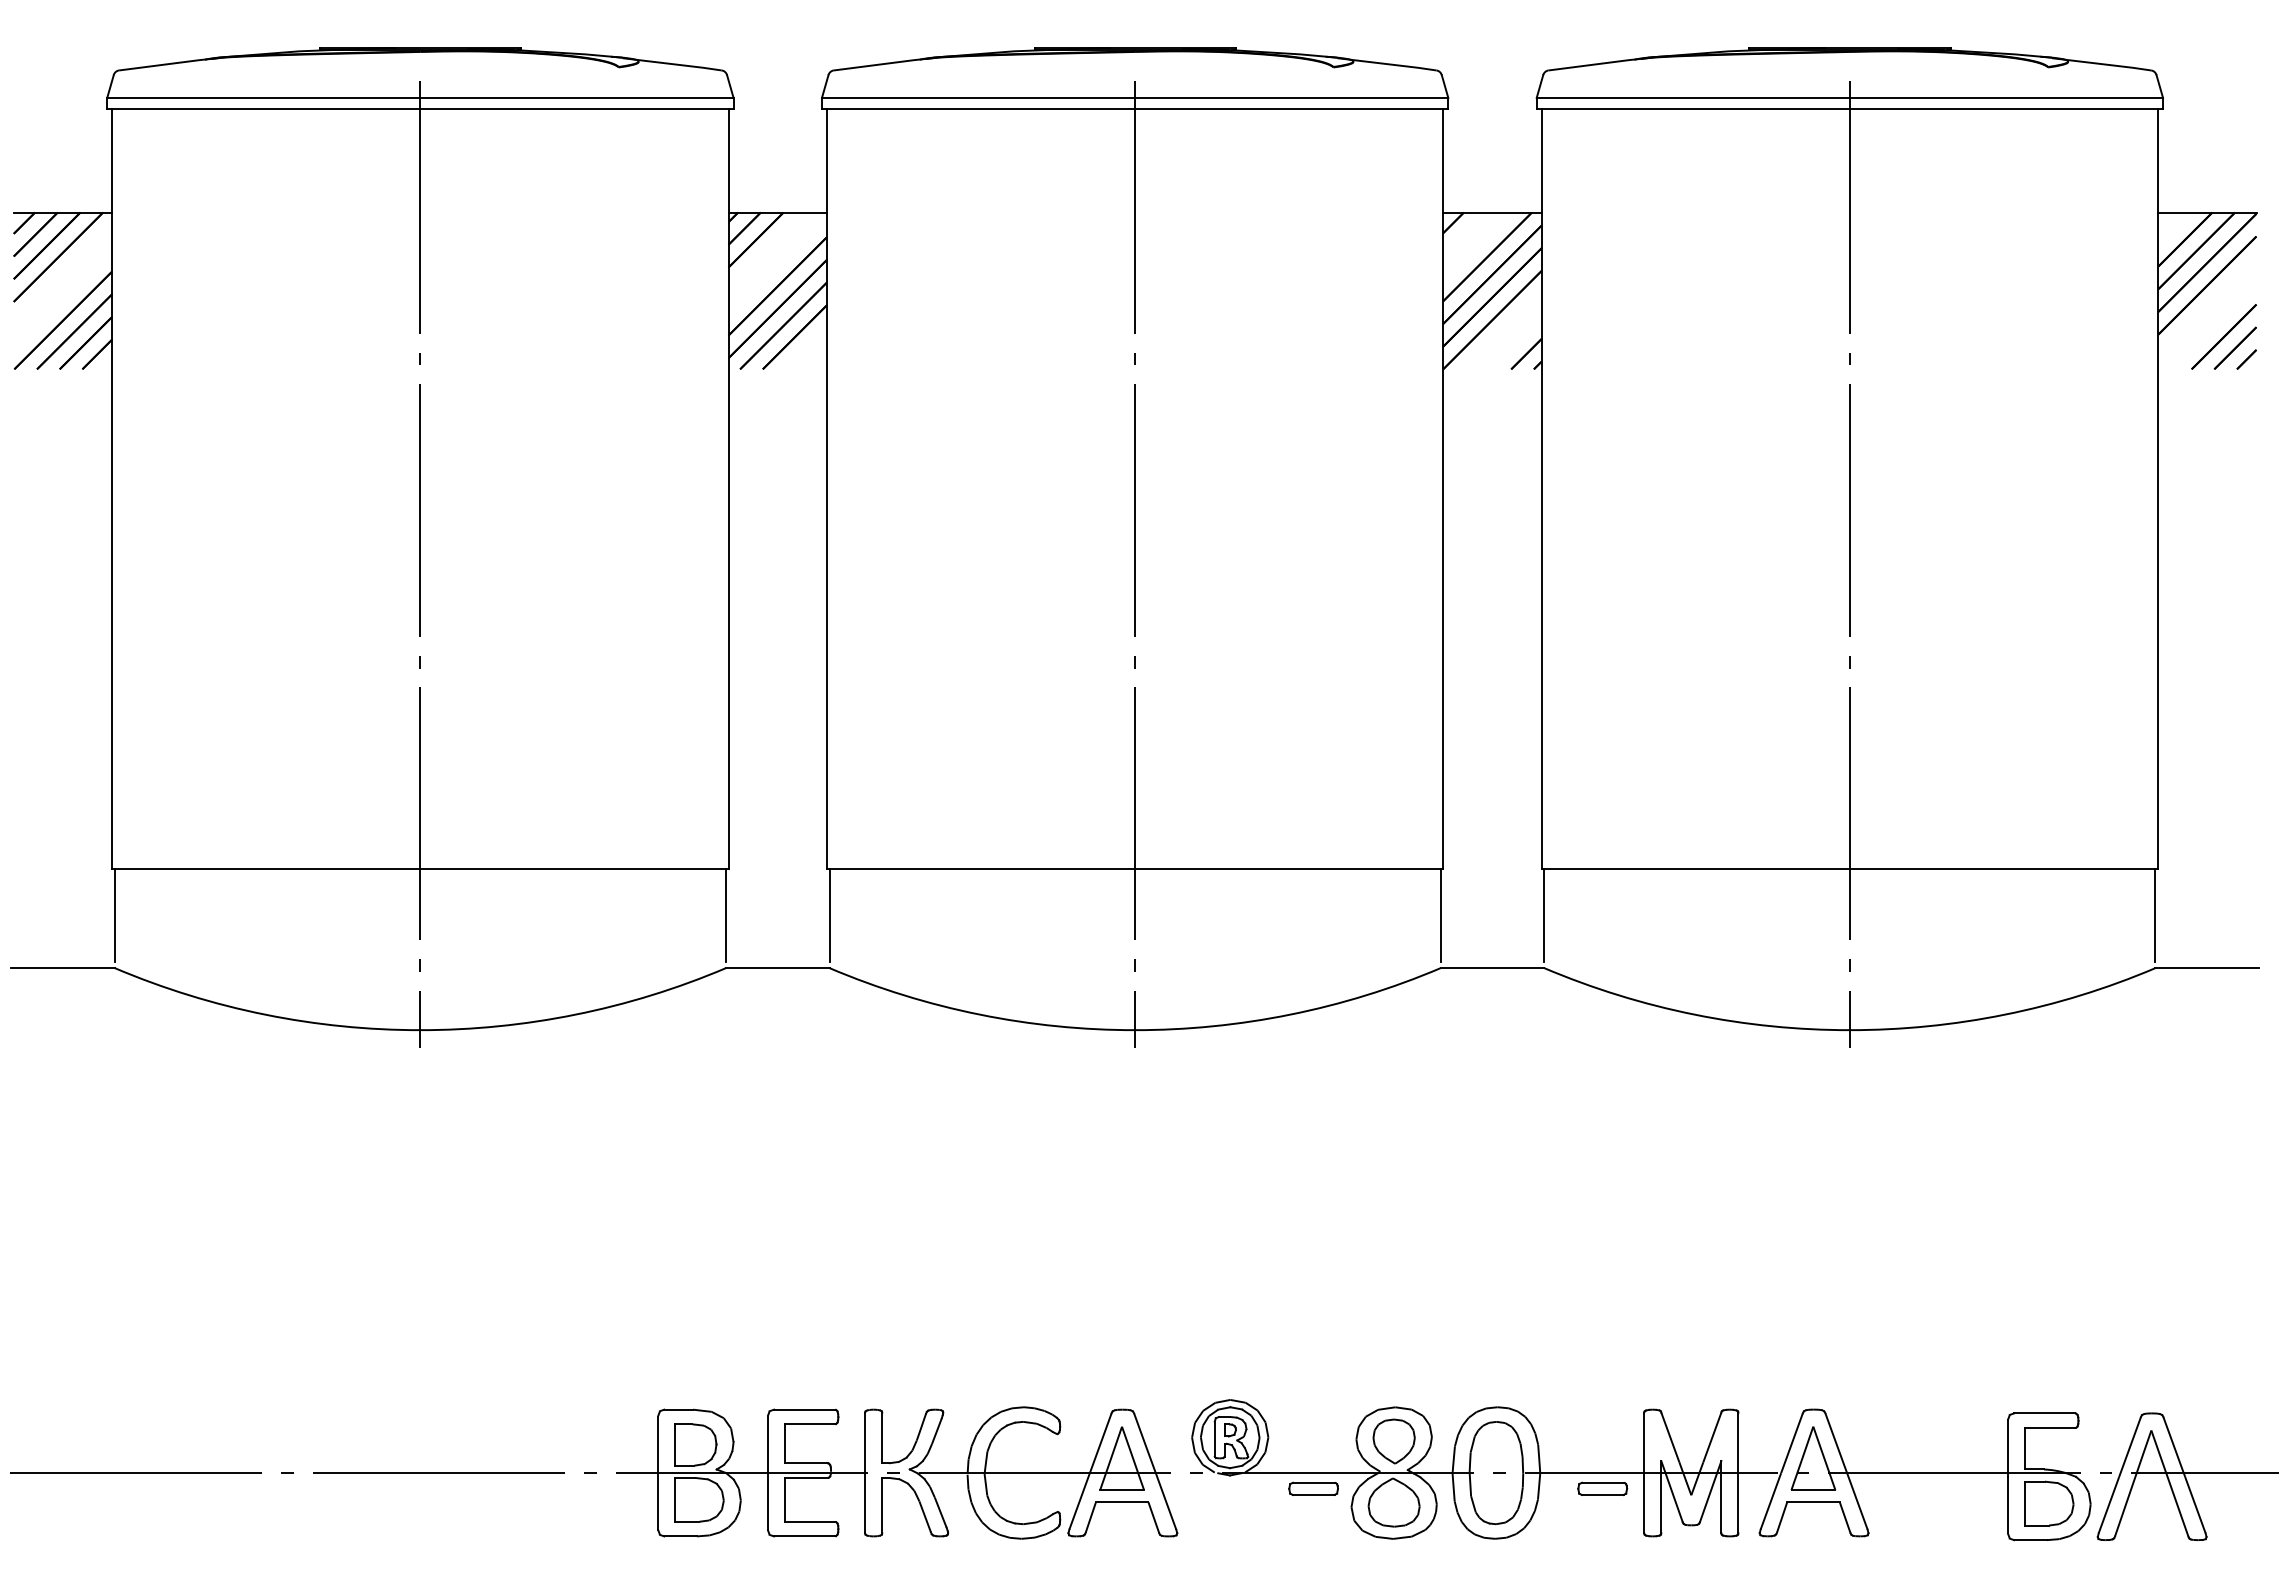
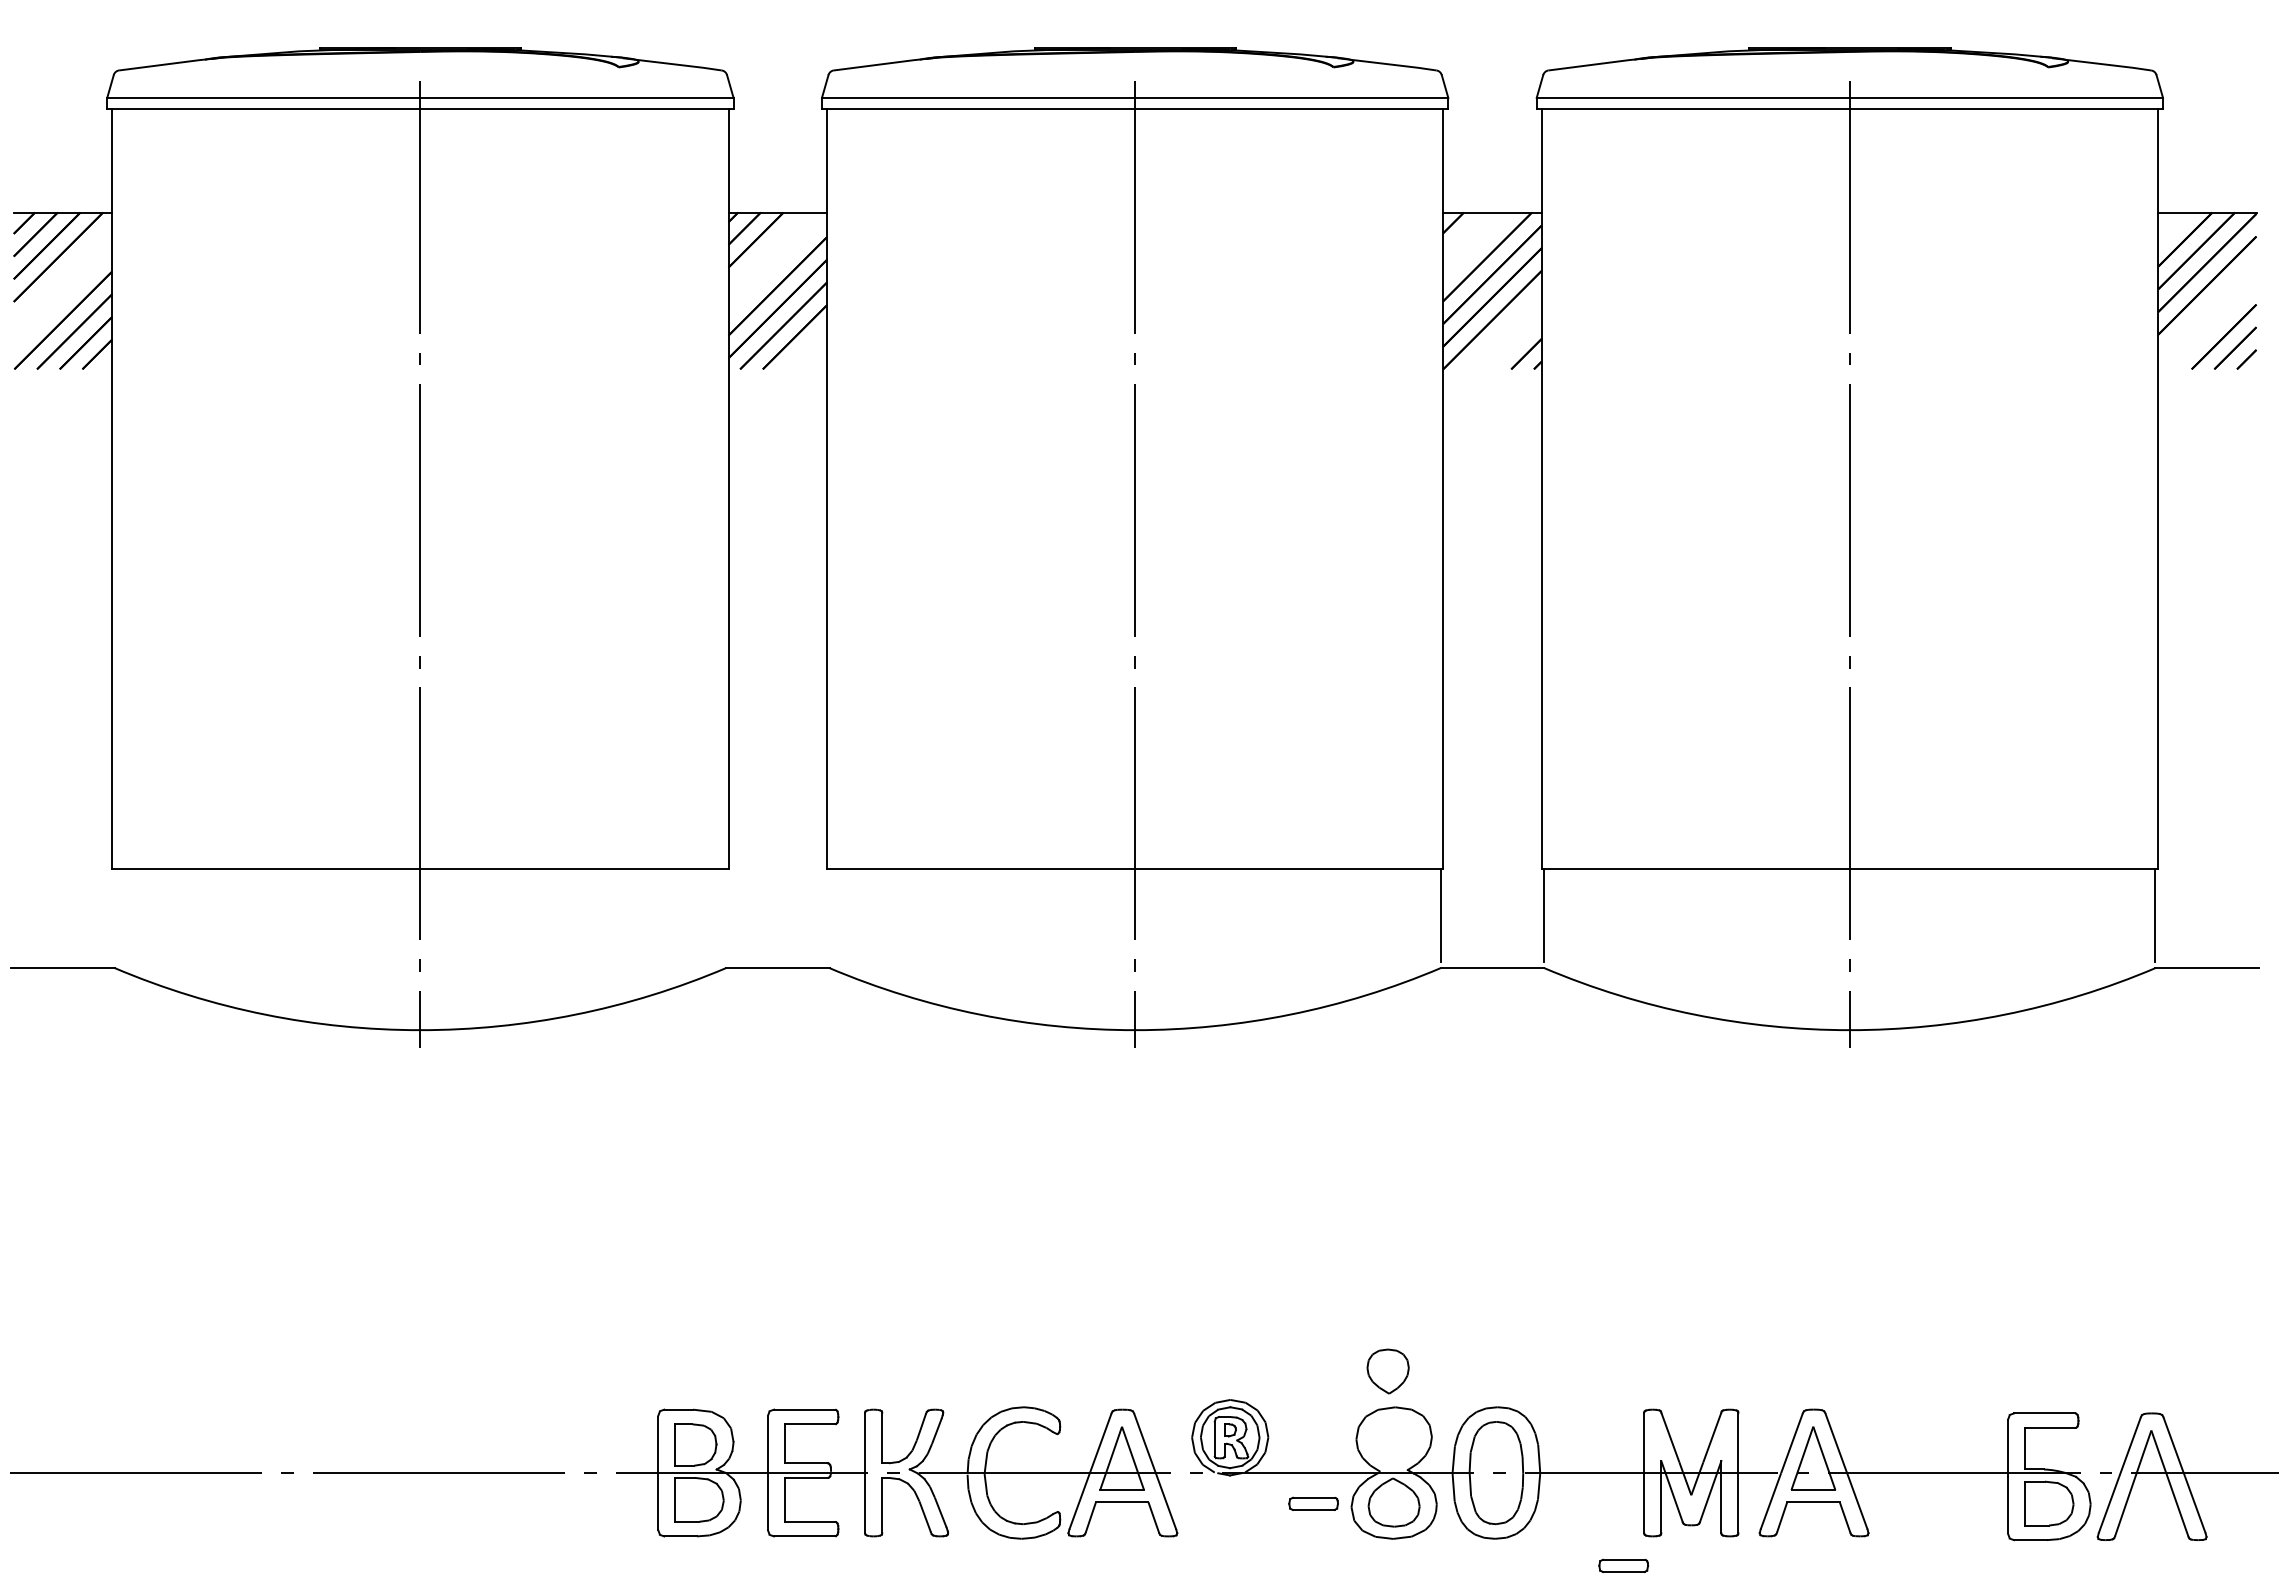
line: present -> none (114, 915)
line: present -> none (726, 915)
line: present -> none (829, 915)
part position: (1393, 1441) -> (1387, 1371) (1387, 1371)
part position: (1313, 1488) -> (1313, 1503) (1313, 1503)
part position: (1602, 1488) -> (1623, 1565) (1623, 1565)
